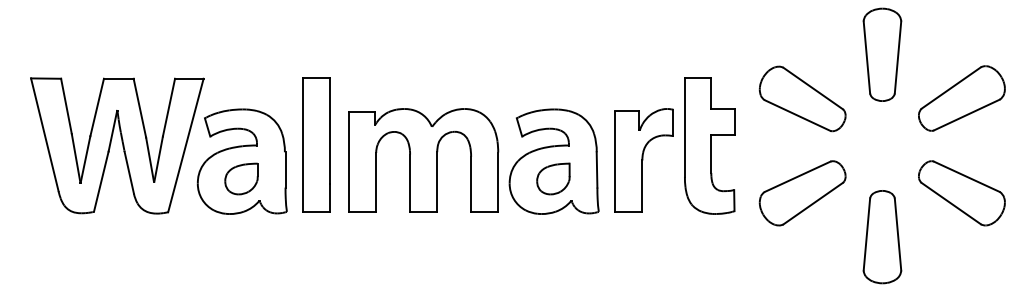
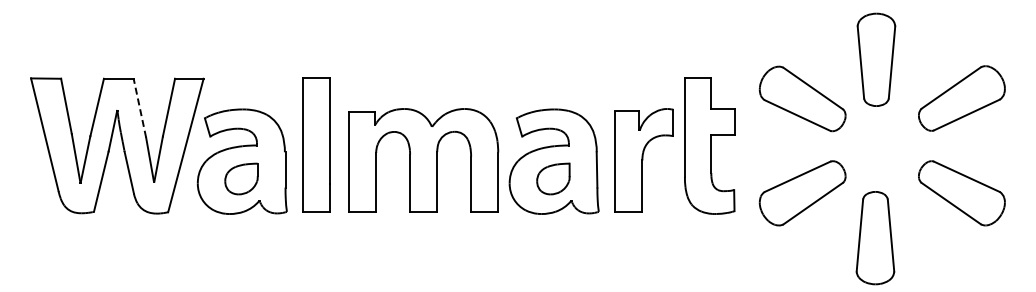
part position: (882, 54) -> (876, 59) (876, 59)
line: solid -> dashed (139, 107)
part position: (882, 237) -> (875, 238) (875, 238)
